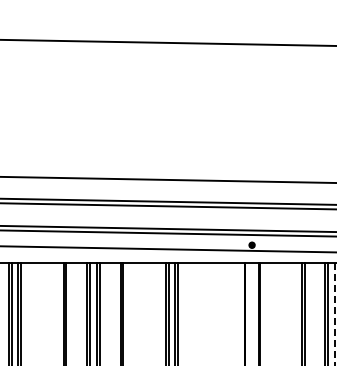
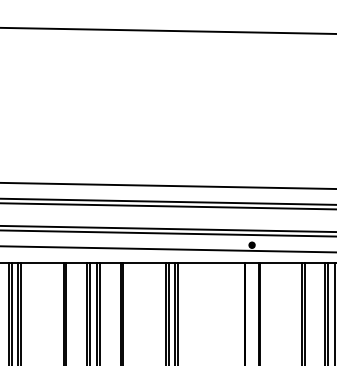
line position: (167, 42) -> (167, 30) (167, 30)
line position: (167, 179) -> (167, 185) (167, 185)
line: dashed -> solid (335, 314)
